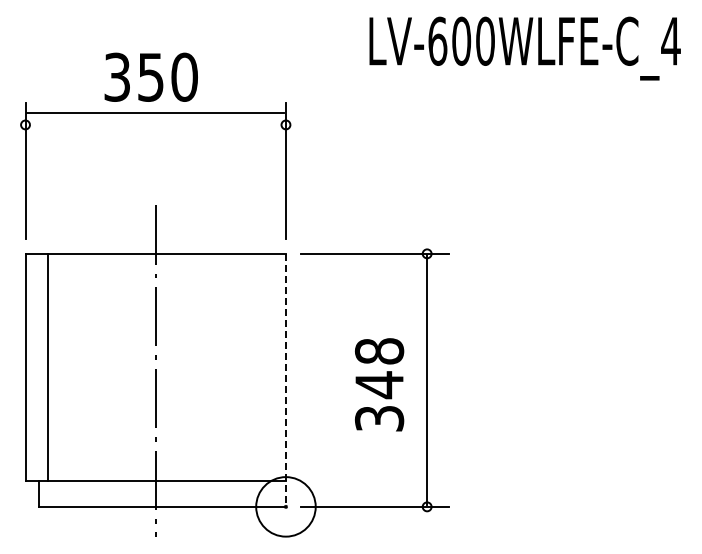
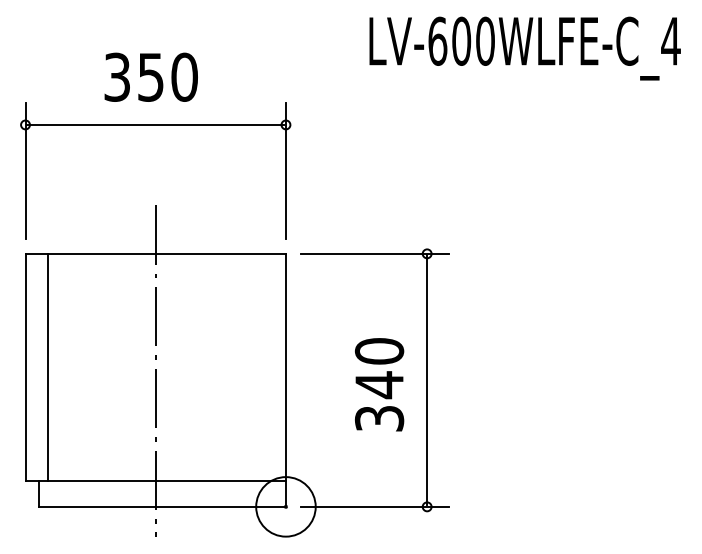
line position: (155, 112) -> (155, 124) (155, 124)
text: 348 -> 340 (379, 351)
line: dashed -> solid (285, 380)
